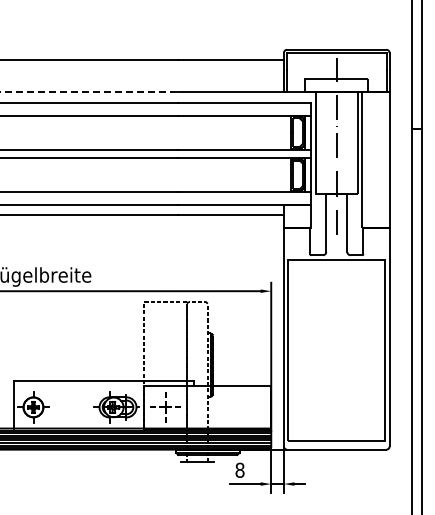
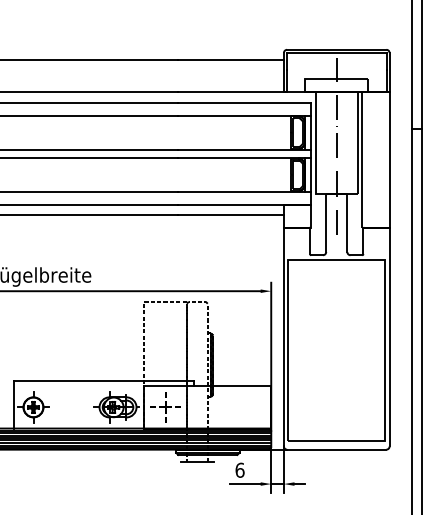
line: dashed -> solid (89, 92)
text: 8 -> 6 (239, 469)
